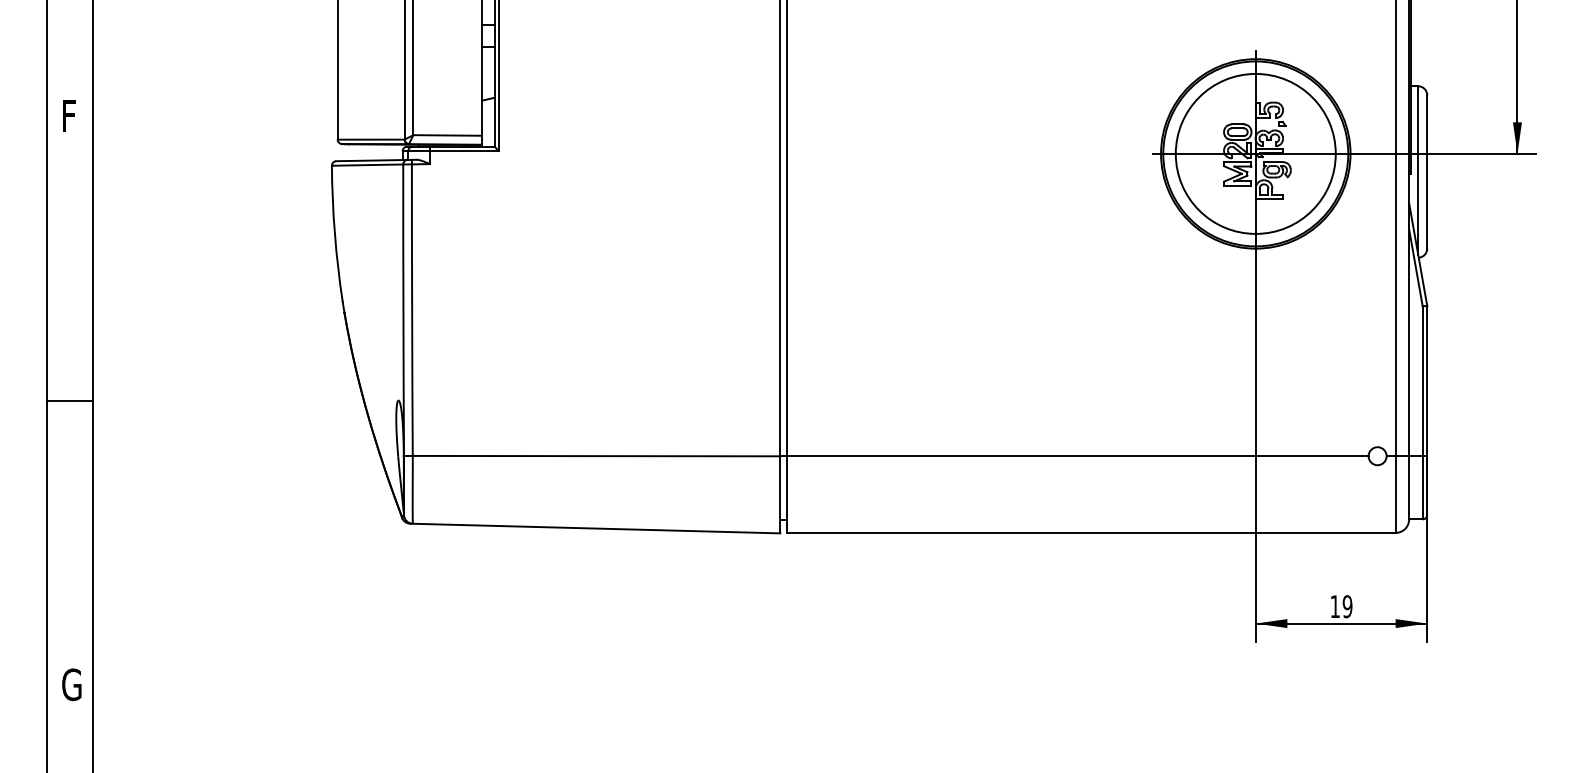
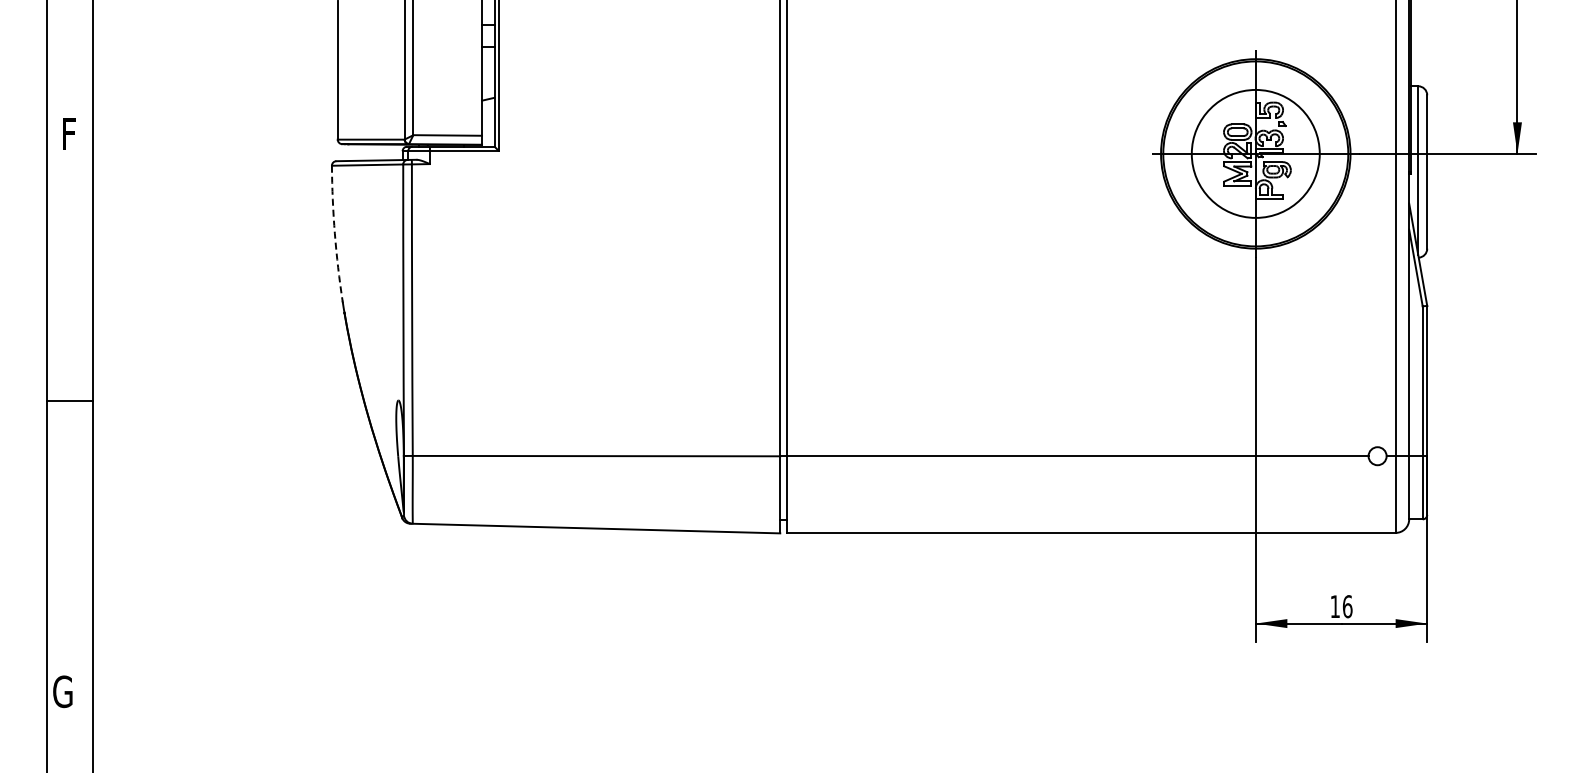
text position: (69, 115) -> (69, 133) (69, 133)
circle diameter: 160 px -> 128 px (1255, 153)
arc: solid -> dashed (334, 233)
text: 19 -> 16 (1347, 606)
text position: (71, 684) -> (62, 691) (62, 691)
